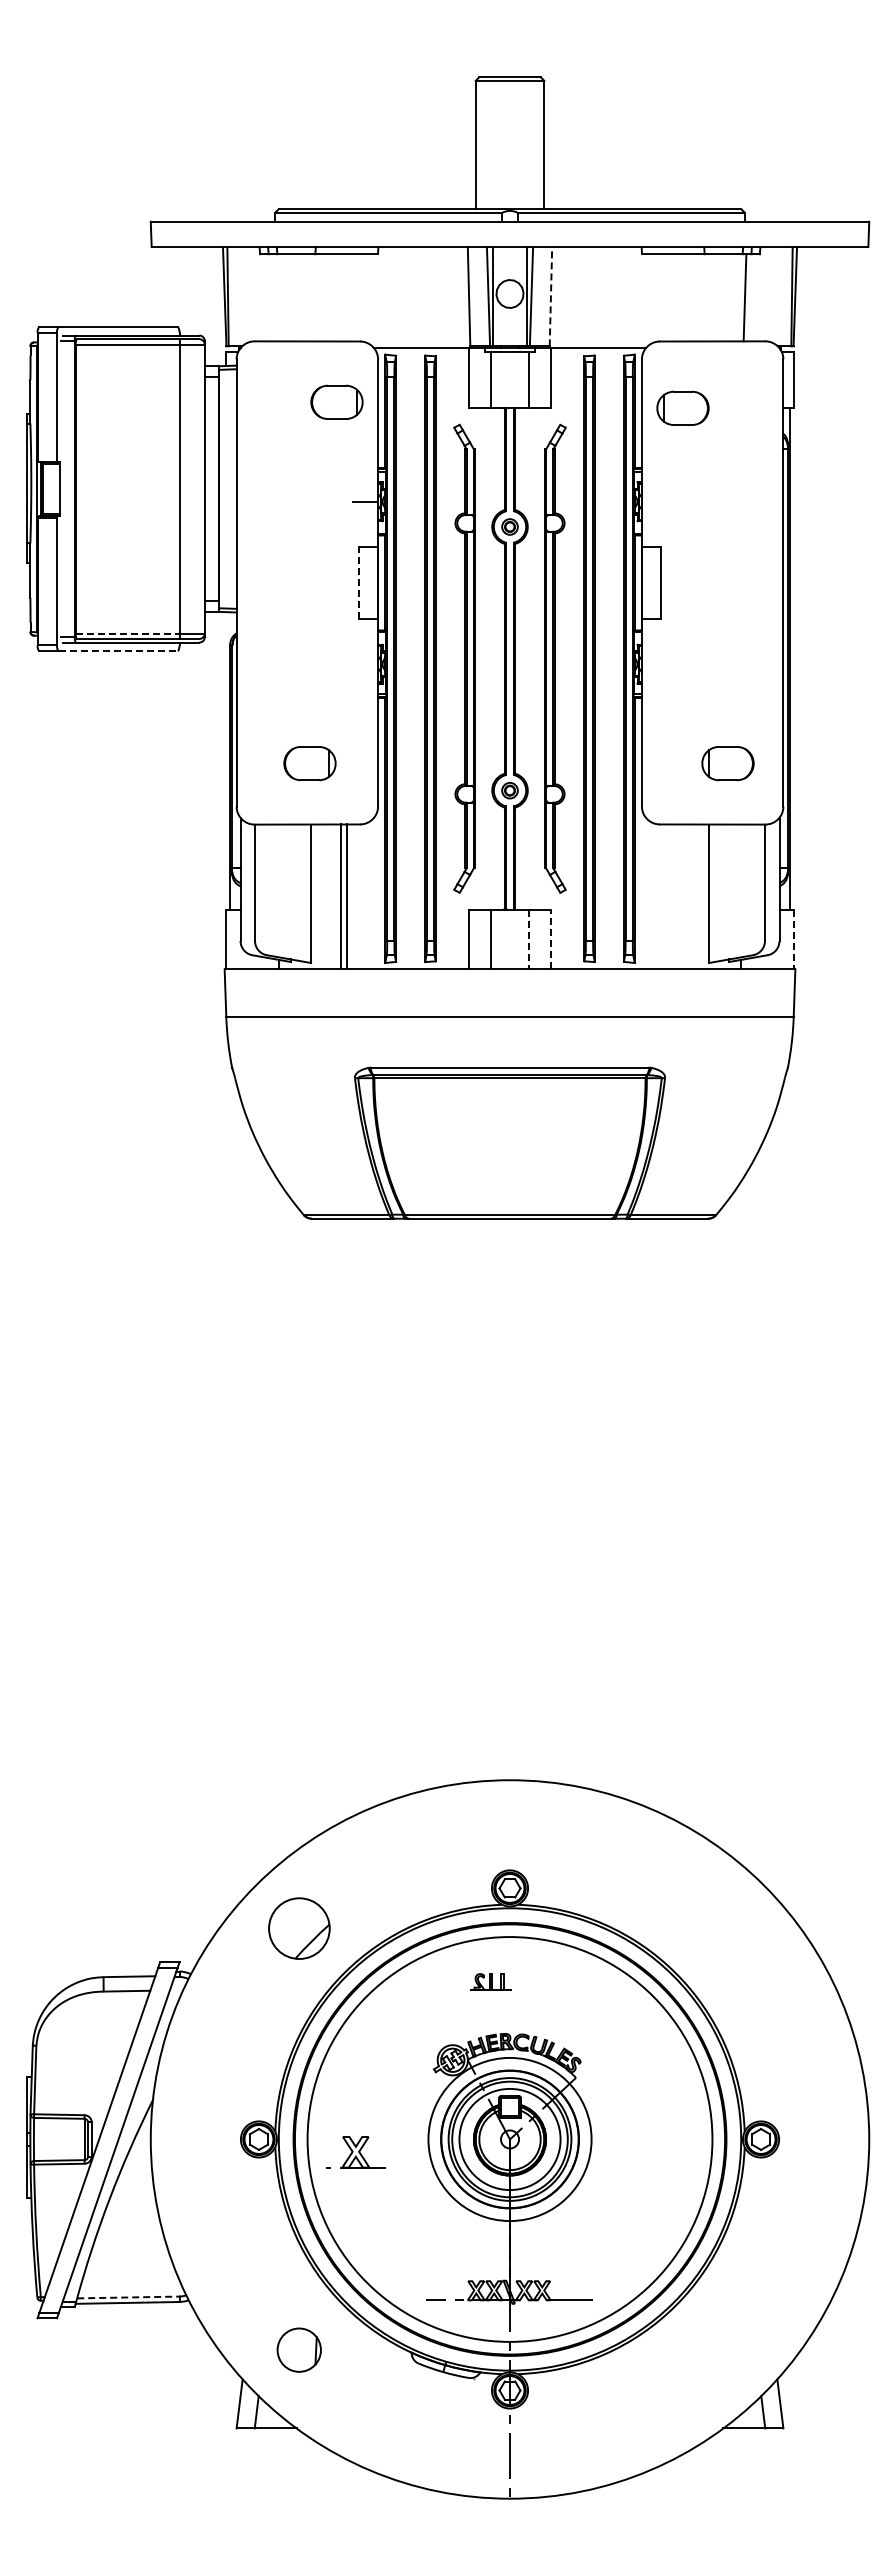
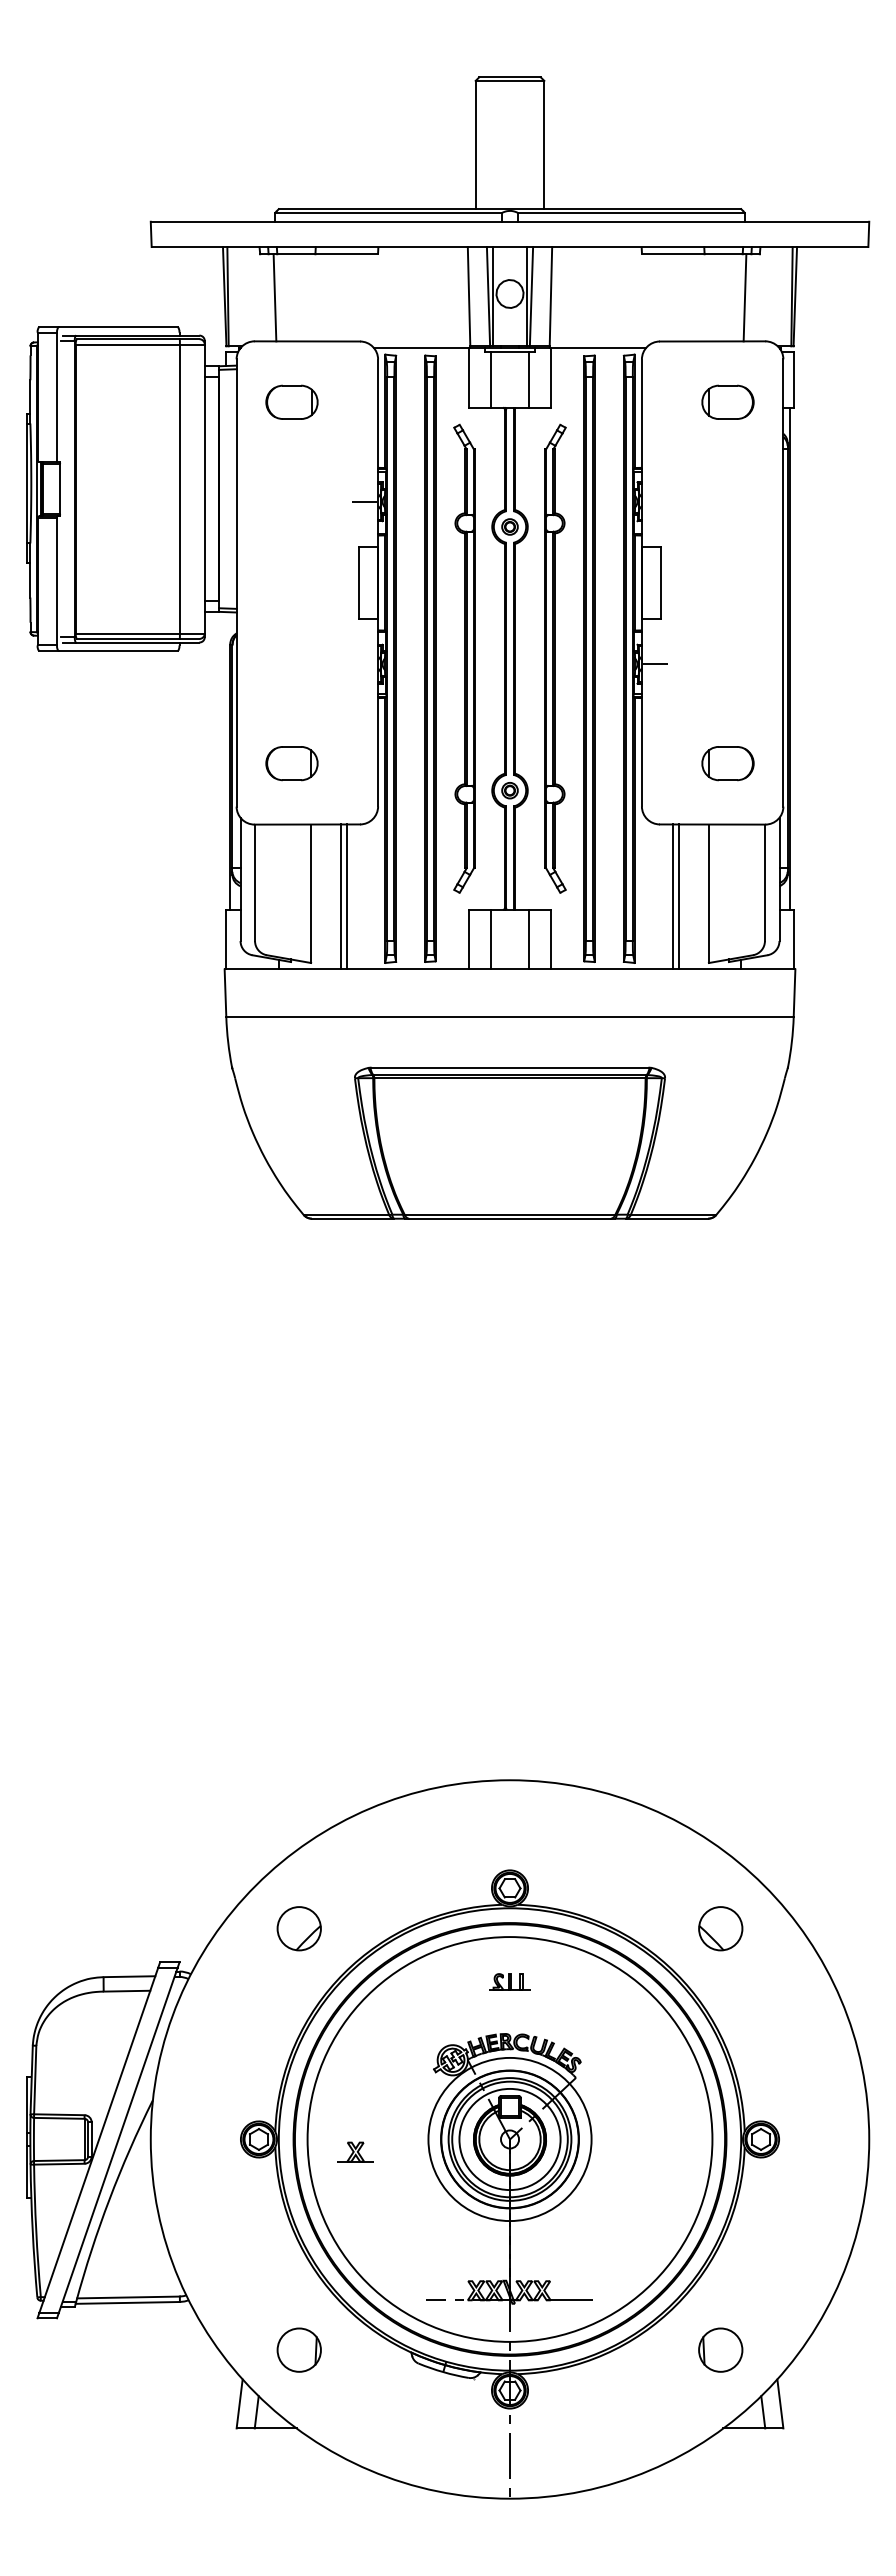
line: dashed -> solid (550, 296)
line: none -> present (274, 297)
part position: (336, 401) -> (291, 401) (291, 401)
part position: (682, 407) -> (727, 401) (727, 401)
line: dashed -> solid (359, 582)
line: dashed -> solid (128, 633)
line: dashed -> solid (118, 650)
line: none -> present (655, 664)
part position: (309, 763) -> (291, 763) (291, 763)
line: none -> present (673, 896)
line: none -> present (678, 896)
line: dashed -> solid (528, 939)
line: dashed -> solid (550, 939)
line: dashed -> solid (793, 939)
part size: 63x63 px -> 46x46 px (298, 1928)
part: none -> present (720, 1928)
part position: (490, 1981) -> (509, 1981) (509, 1981)
part size: 60x33 px -> 37x22 px (355, 2151)
line: dashed -> solid (129, 2297)
part: none -> present (720, 2349)
